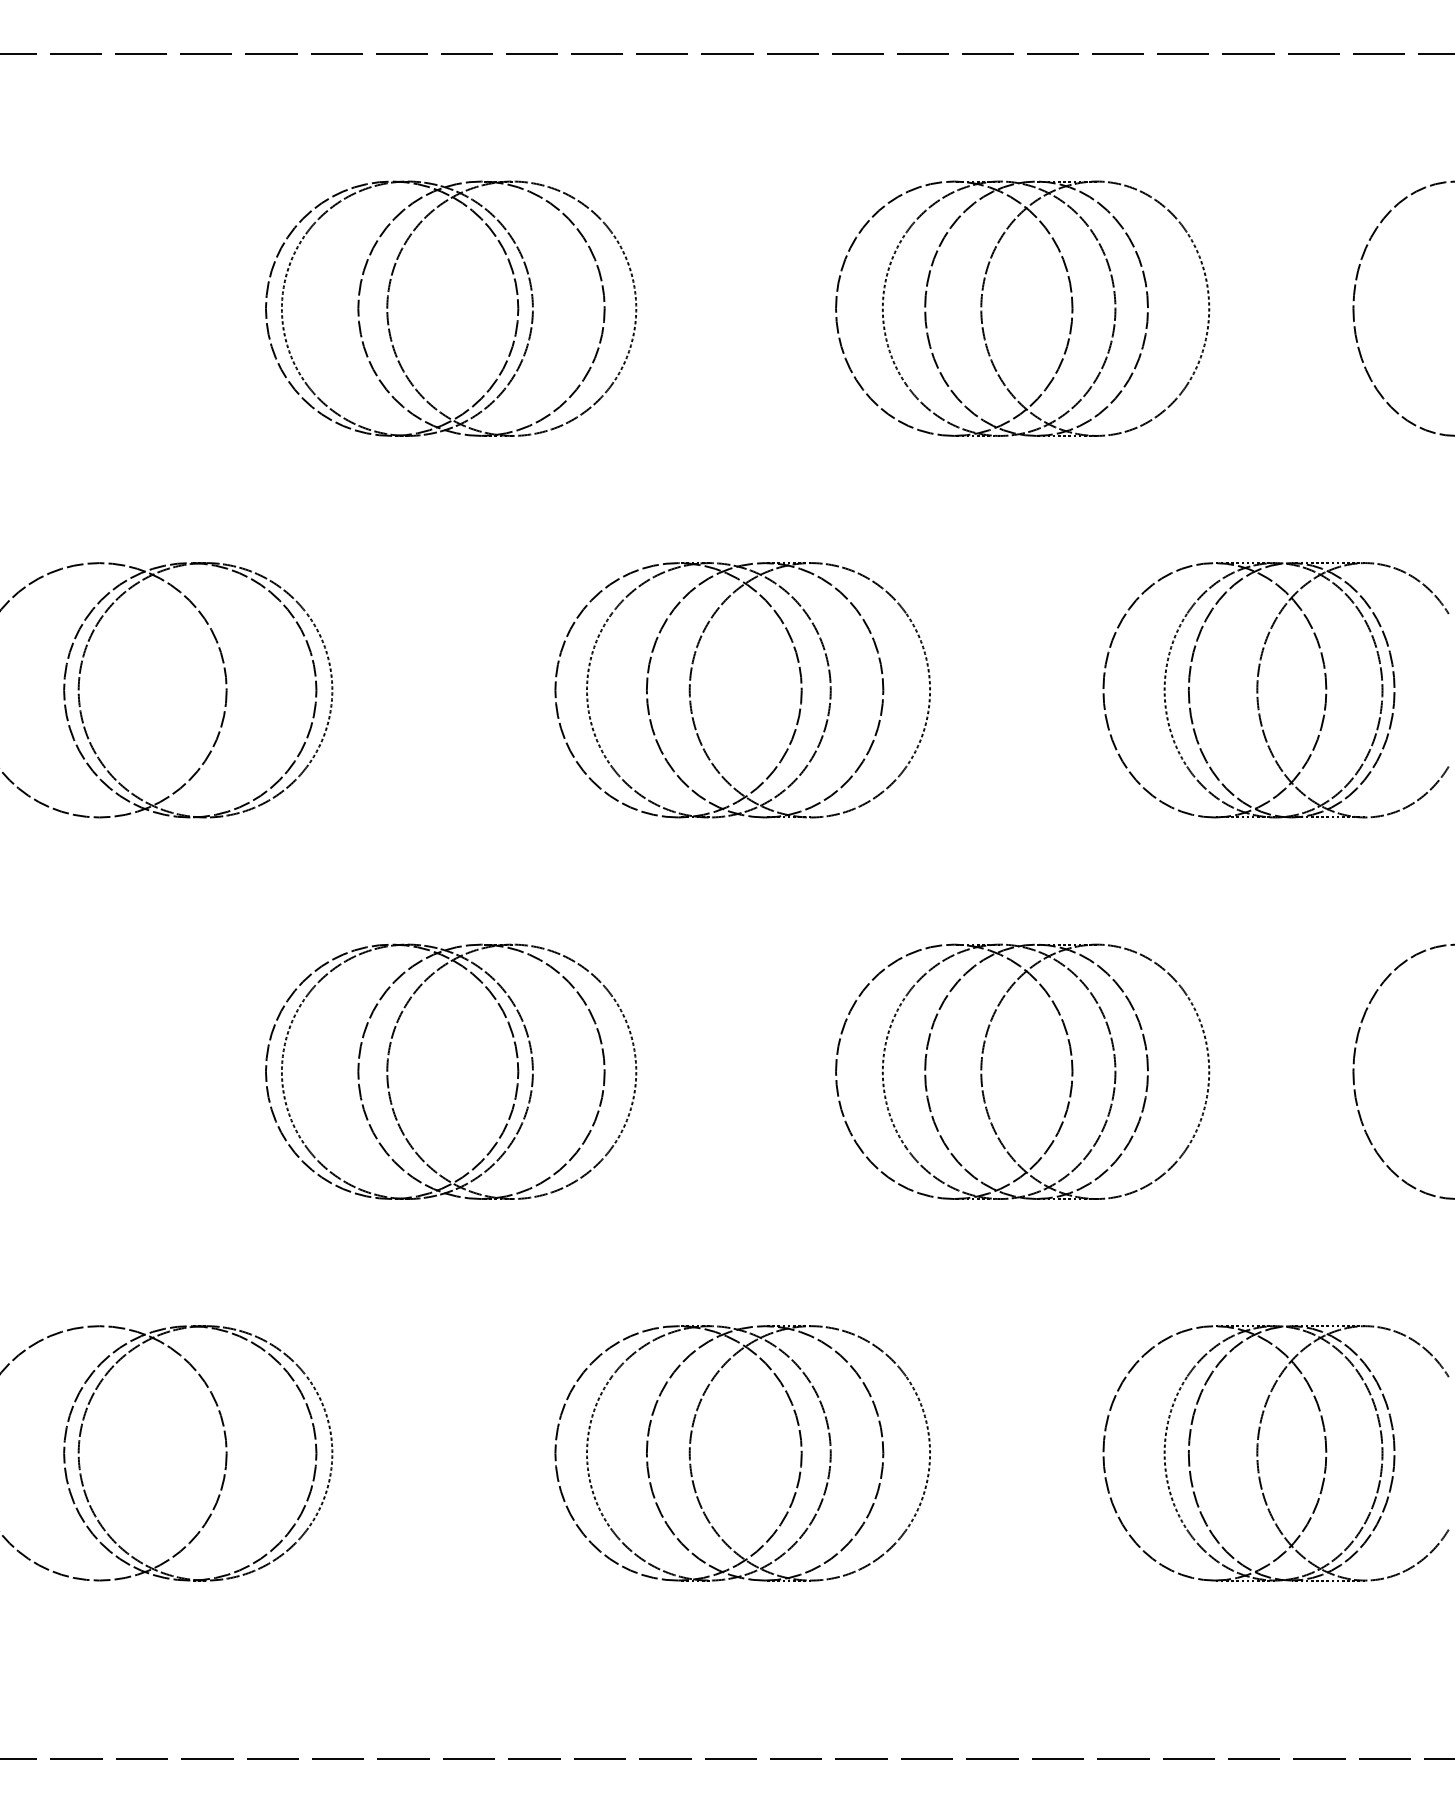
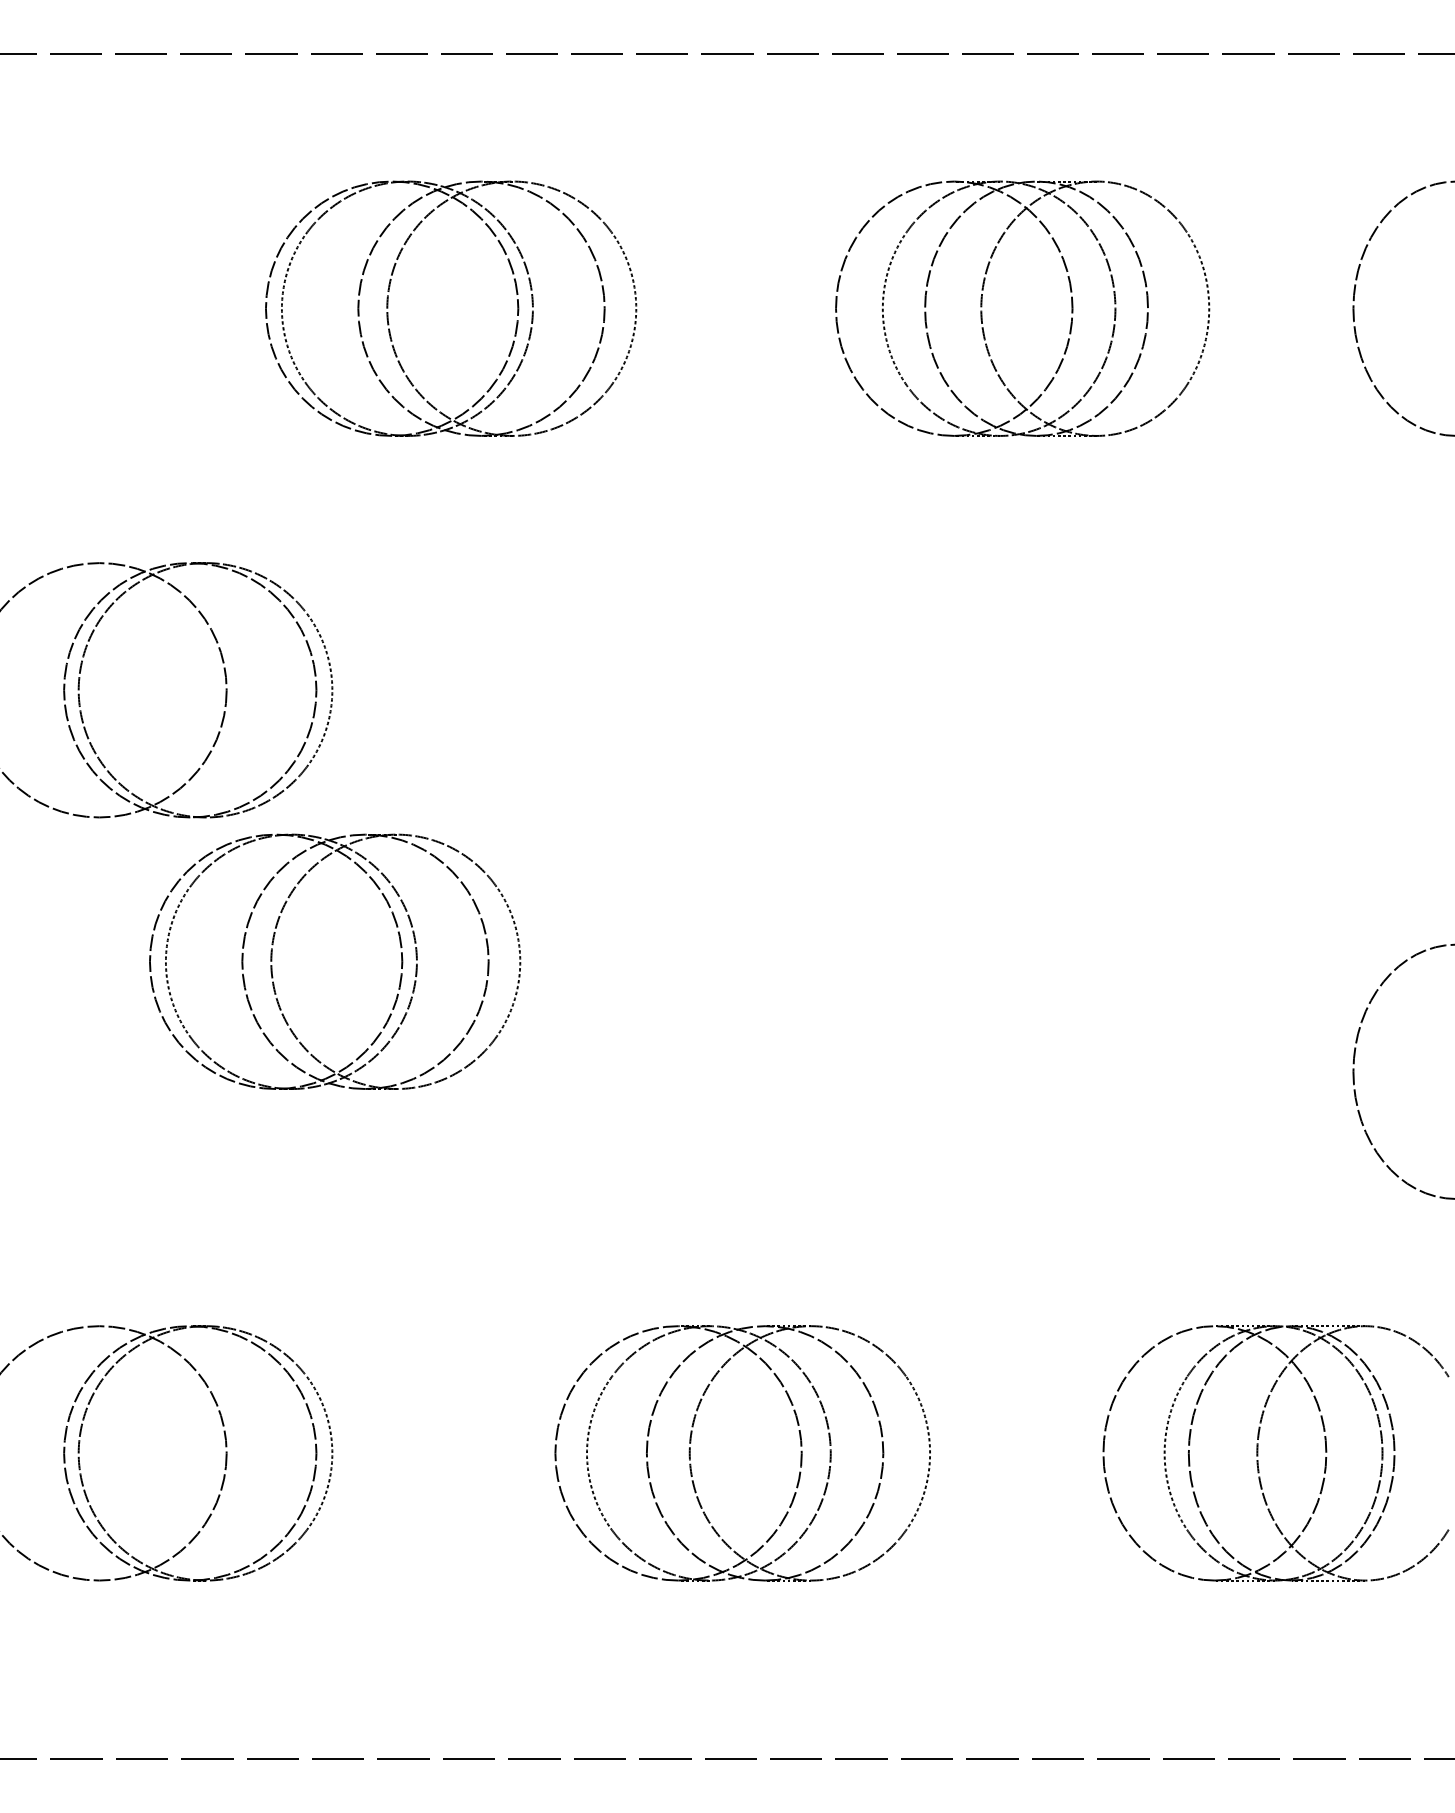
part: present -> none (690, 690)
part: present -> none (1258, 690)
part: present -> none (982, 1069)
part position: (388, 1071) -> (272, 961) (272, 961)
